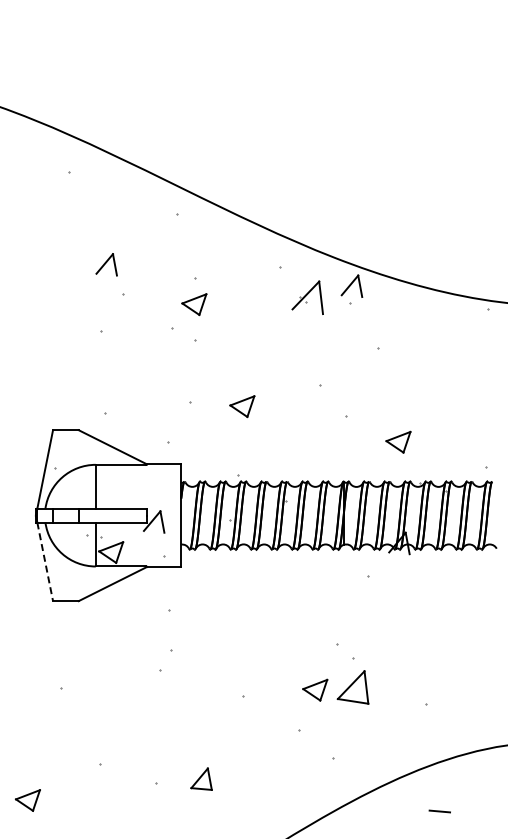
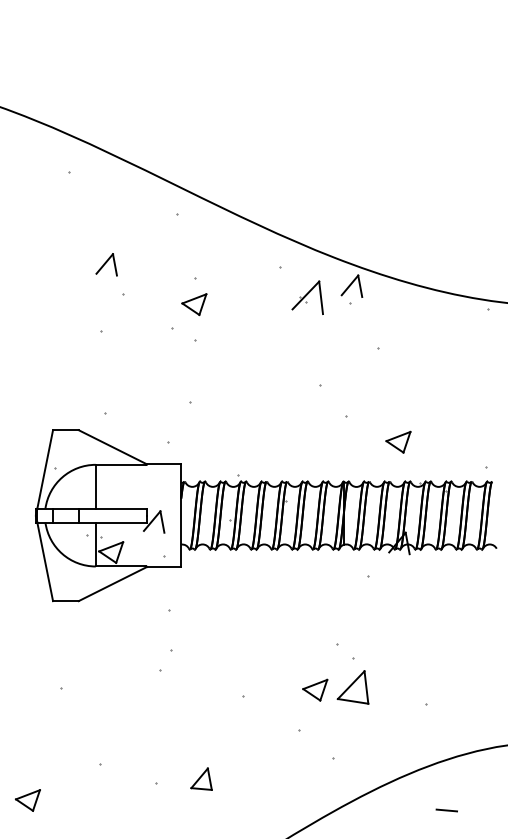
part: present -> none (242, 406)
line: dashed -> solid (45, 562)
line position: (439, 811) -> (446, 810) (446, 810)
